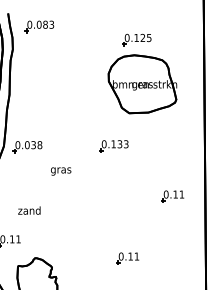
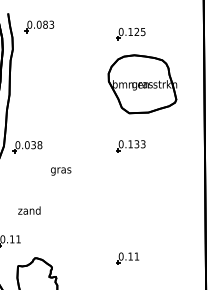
part position: (136, 39) -> (130, 33) (130, 33)
part position: (113, 146) -> (130, 146) (130, 146)
part: present -> none (172, 196)
